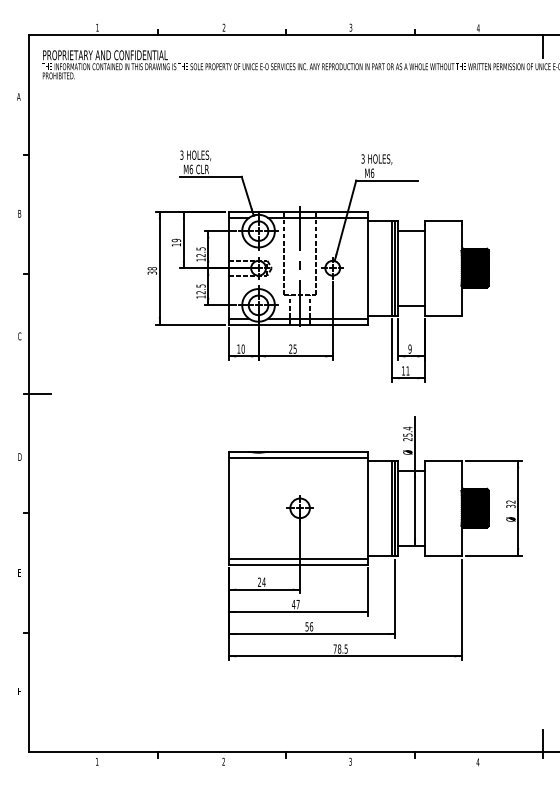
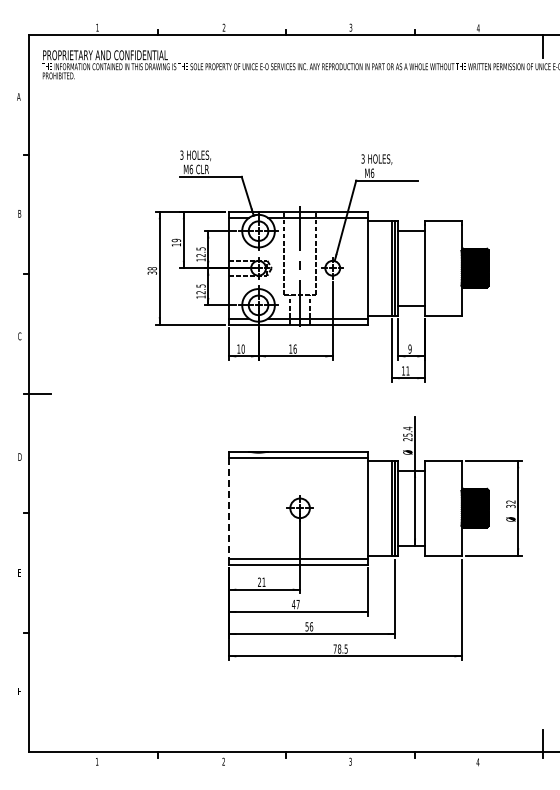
text: 25 -> 16 (292, 348)
line: solid -> dashed (228, 508)
text: 24 -> 21 (263, 581)
